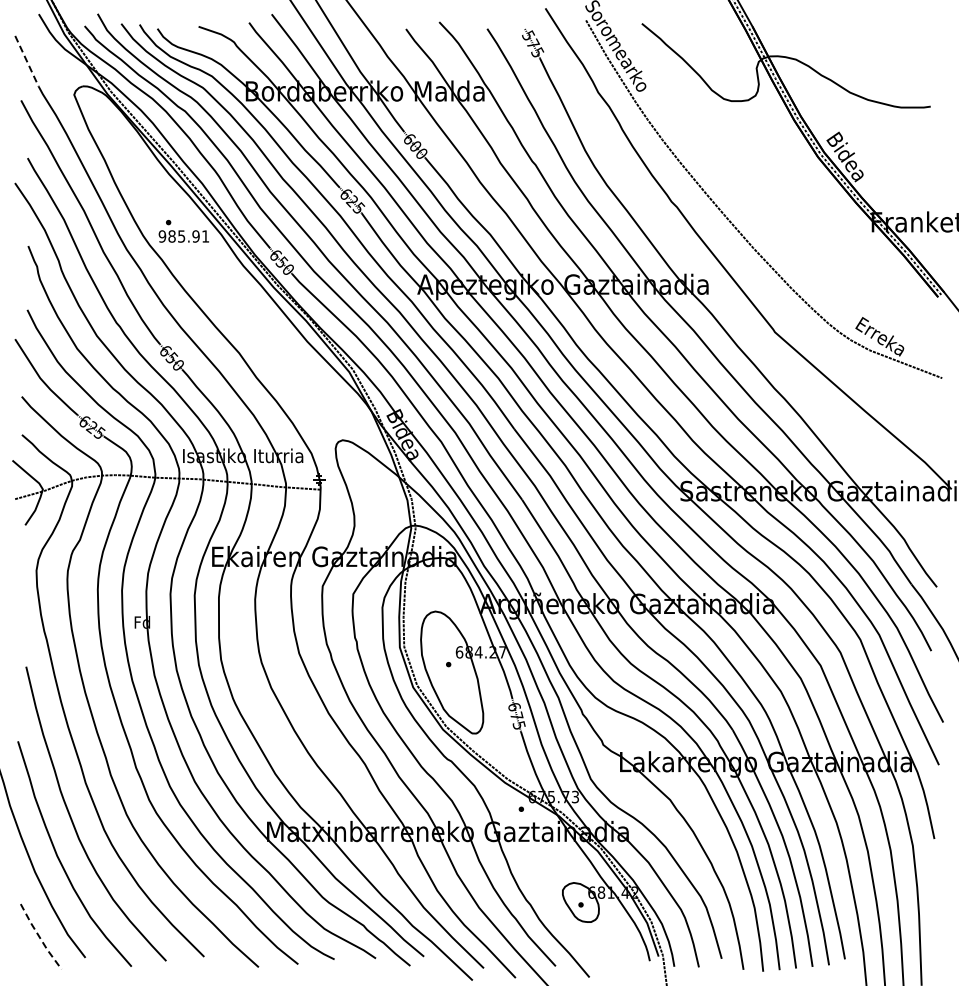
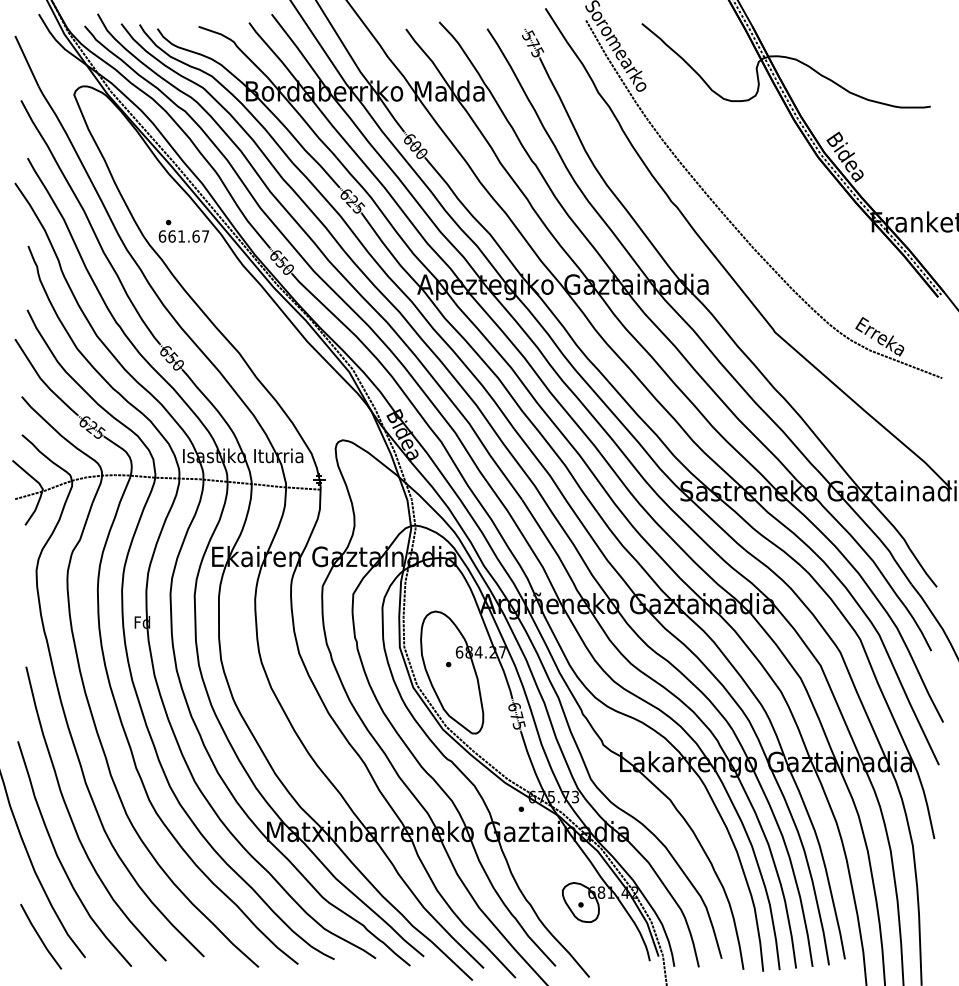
line: dashed -> solid (26, 61)
text: 985.91 -> 661.67 (183, 236)
line: dashed -> solid (40, 938)
